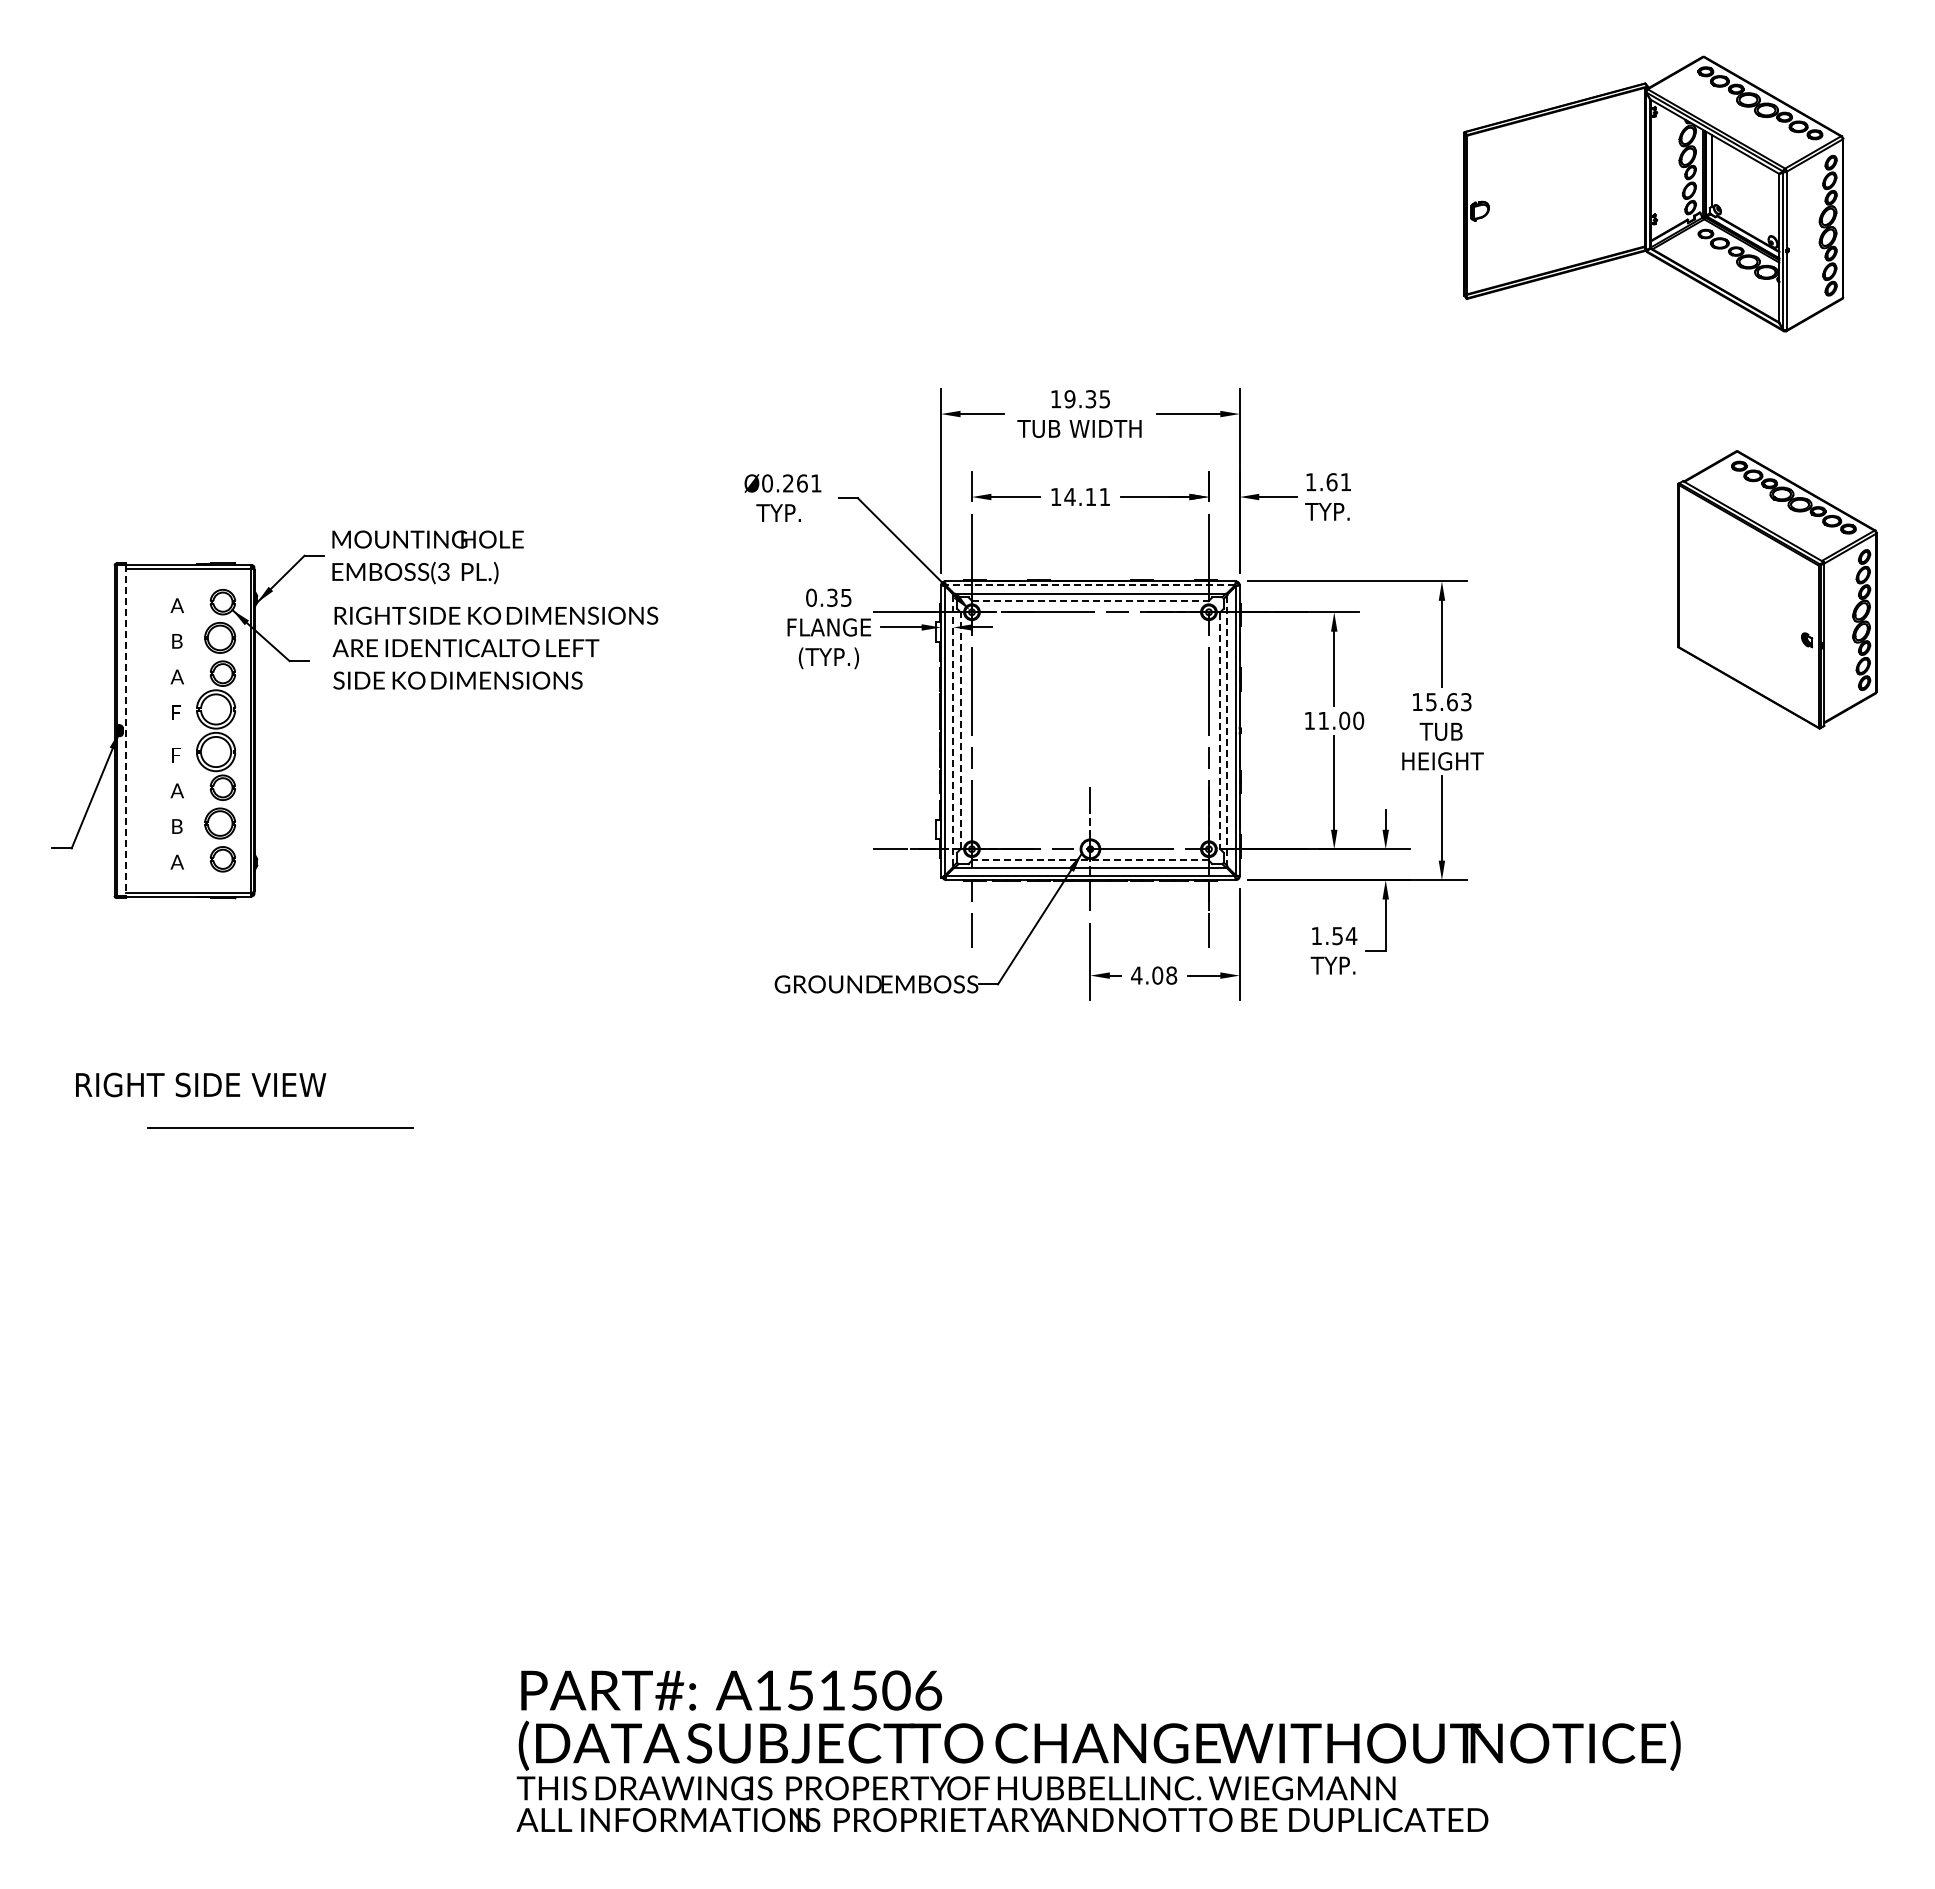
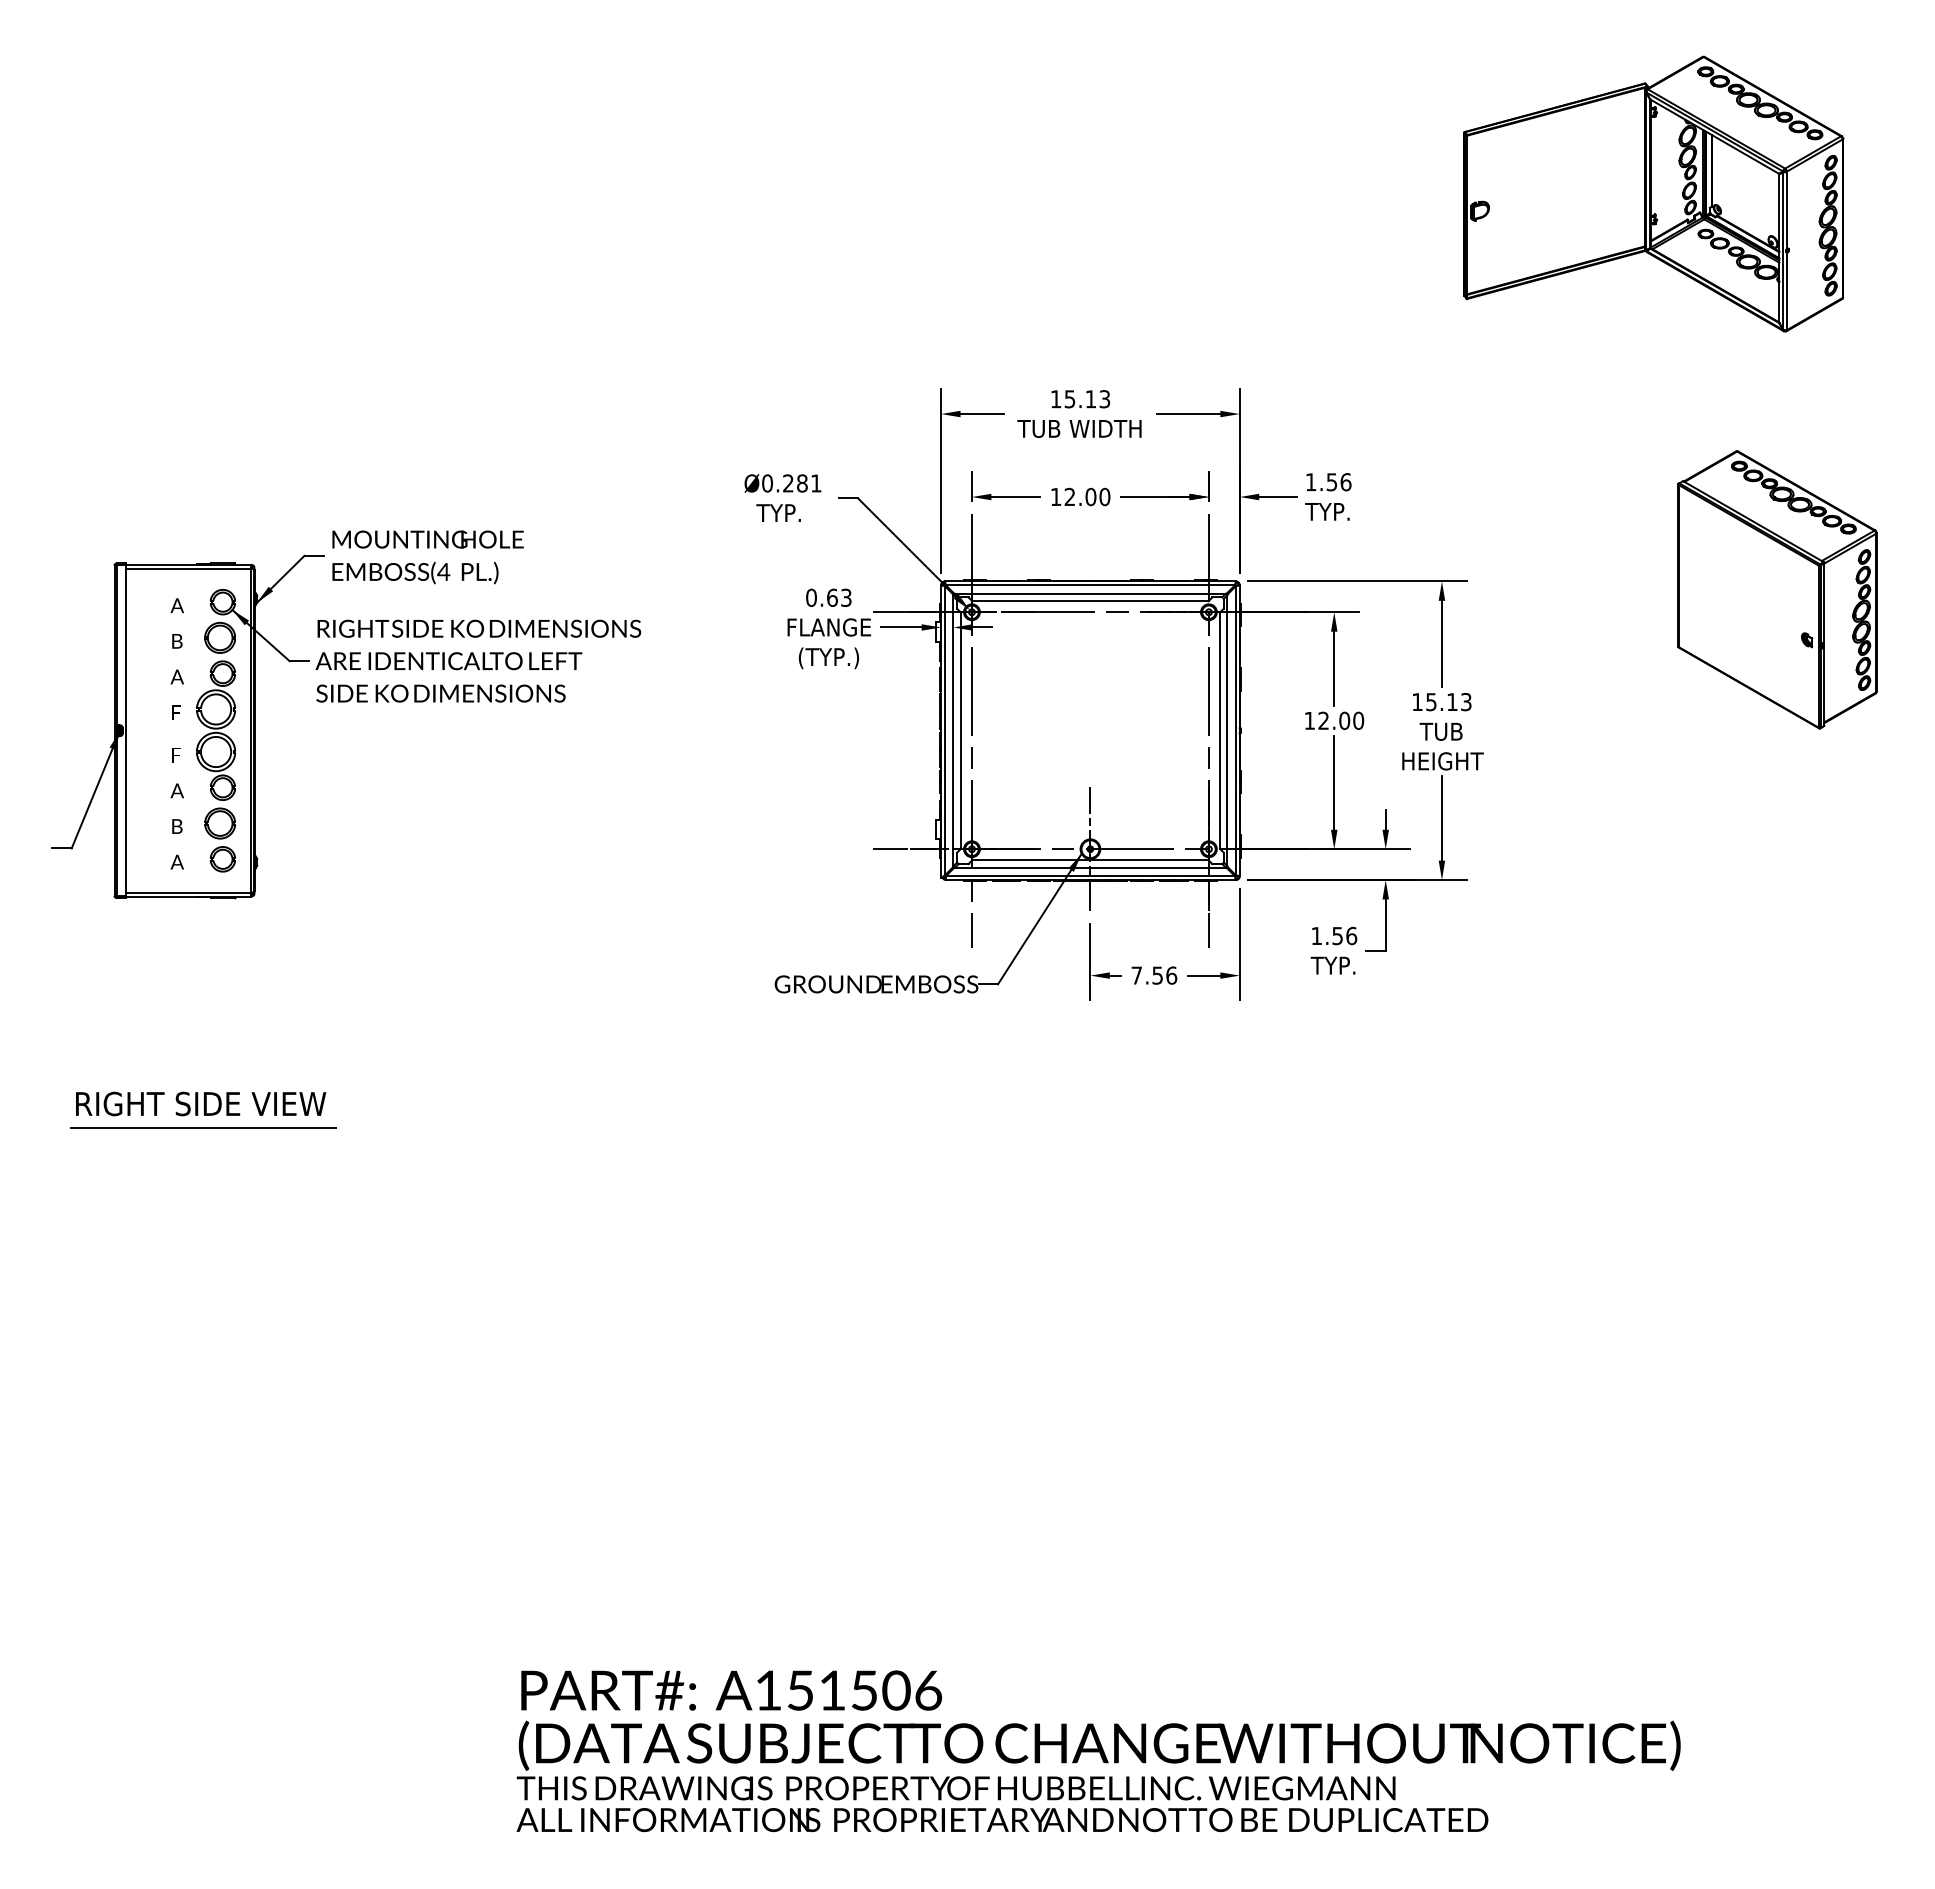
text: 19.35 -> 15.13 (1087, 399)
text: 1.61 -> 1.56 (1338, 482)
text: Ø0.261 -> Ø0.281 (802, 483)
text: 14.11 -> 12.00 (1087, 496)
text: (3 -> (4 (443, 571)
line: dashed -> solid (1090, 585)
text: 0.35 -> 0.63 (839, 597)
line: dashed -> solid (1090, 601)
text position: (495, 647) -> (478, 660) (478, 660)
text: 15.63 -> 15.13 (1452, 702)
text: 11.00 -> 12.00 (1323, 720)
line: dashed -> solid (125, 730)
line: dashed -> solid (960, 730)
line: dashed -> solid (1227, 730)
line: dashed -> solid (953, 731)
line: dashed -> solid (1220, 731)
line: dashed -> solid (1089, 860)
text: 1.54 -> 1.56 (1351, 935)
text: 4.08 -> 7.56 (1154, 975)
text position: (201, 1084) -> (201, 1103) (201, 1103)
line position: (280, 1127) -> (203, 1127) (203, 1127)
